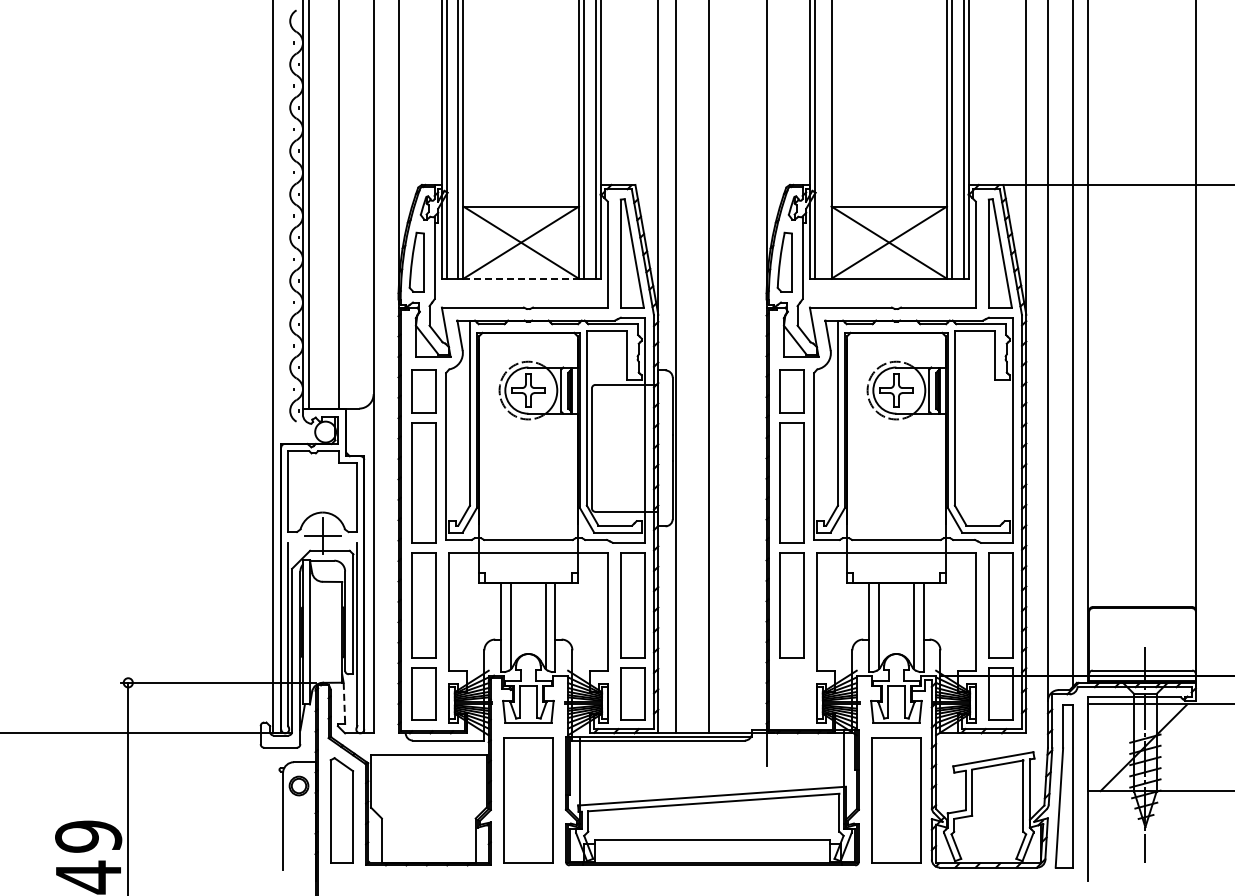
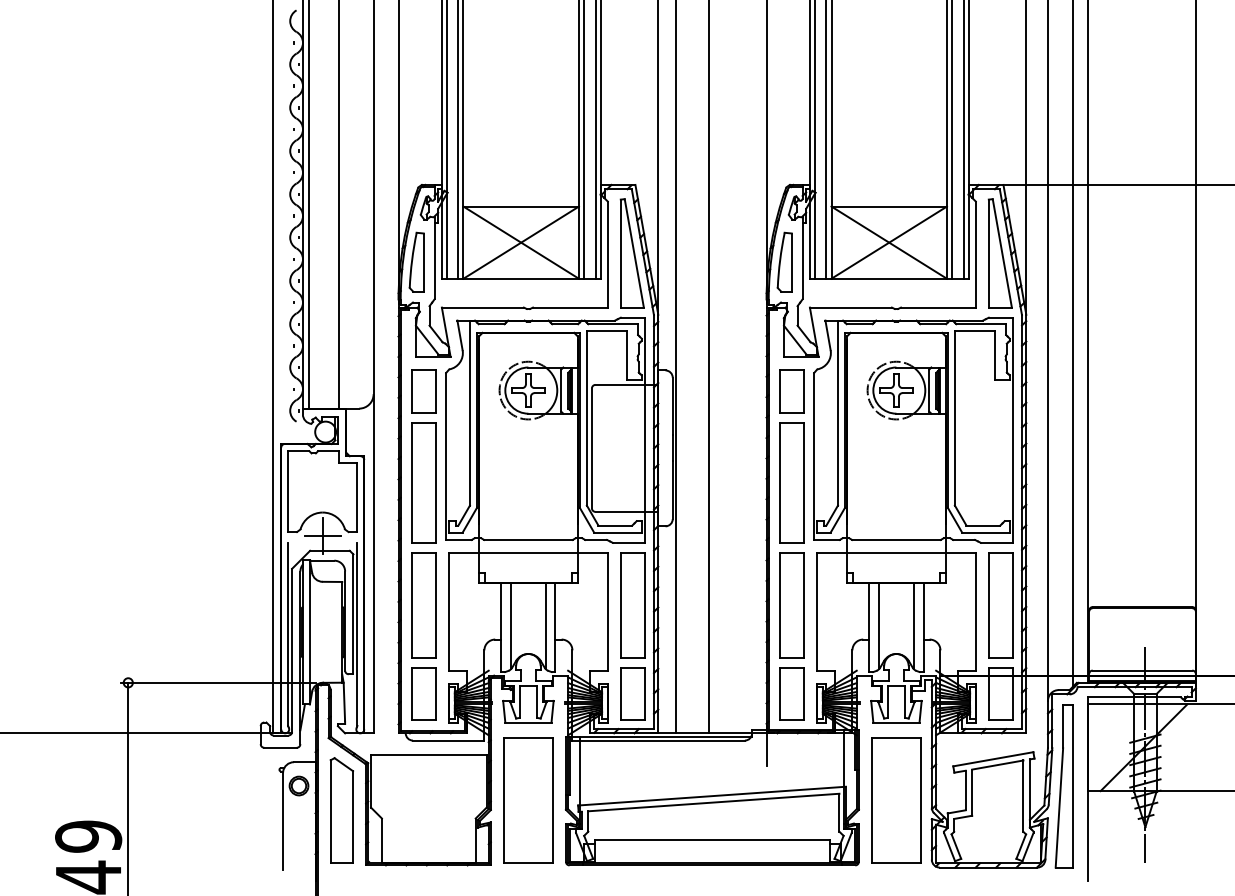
line: none -> present (826, 140)
line: dashed -> solid (521, 278)
part: none -> present (791, 693)
line: dashed -> solid (344, 702)
